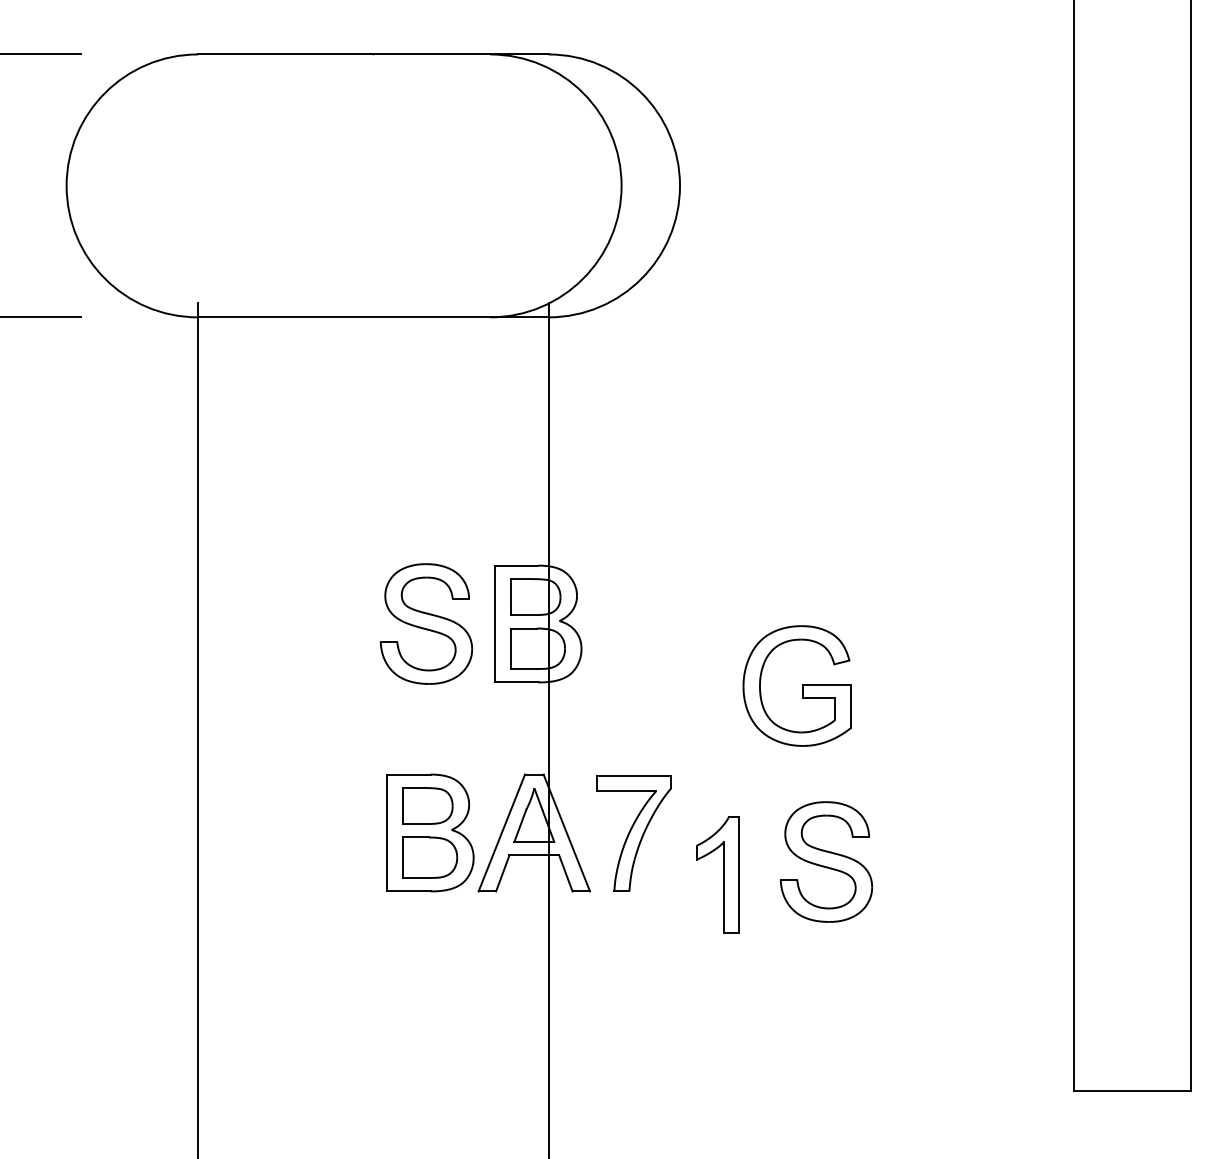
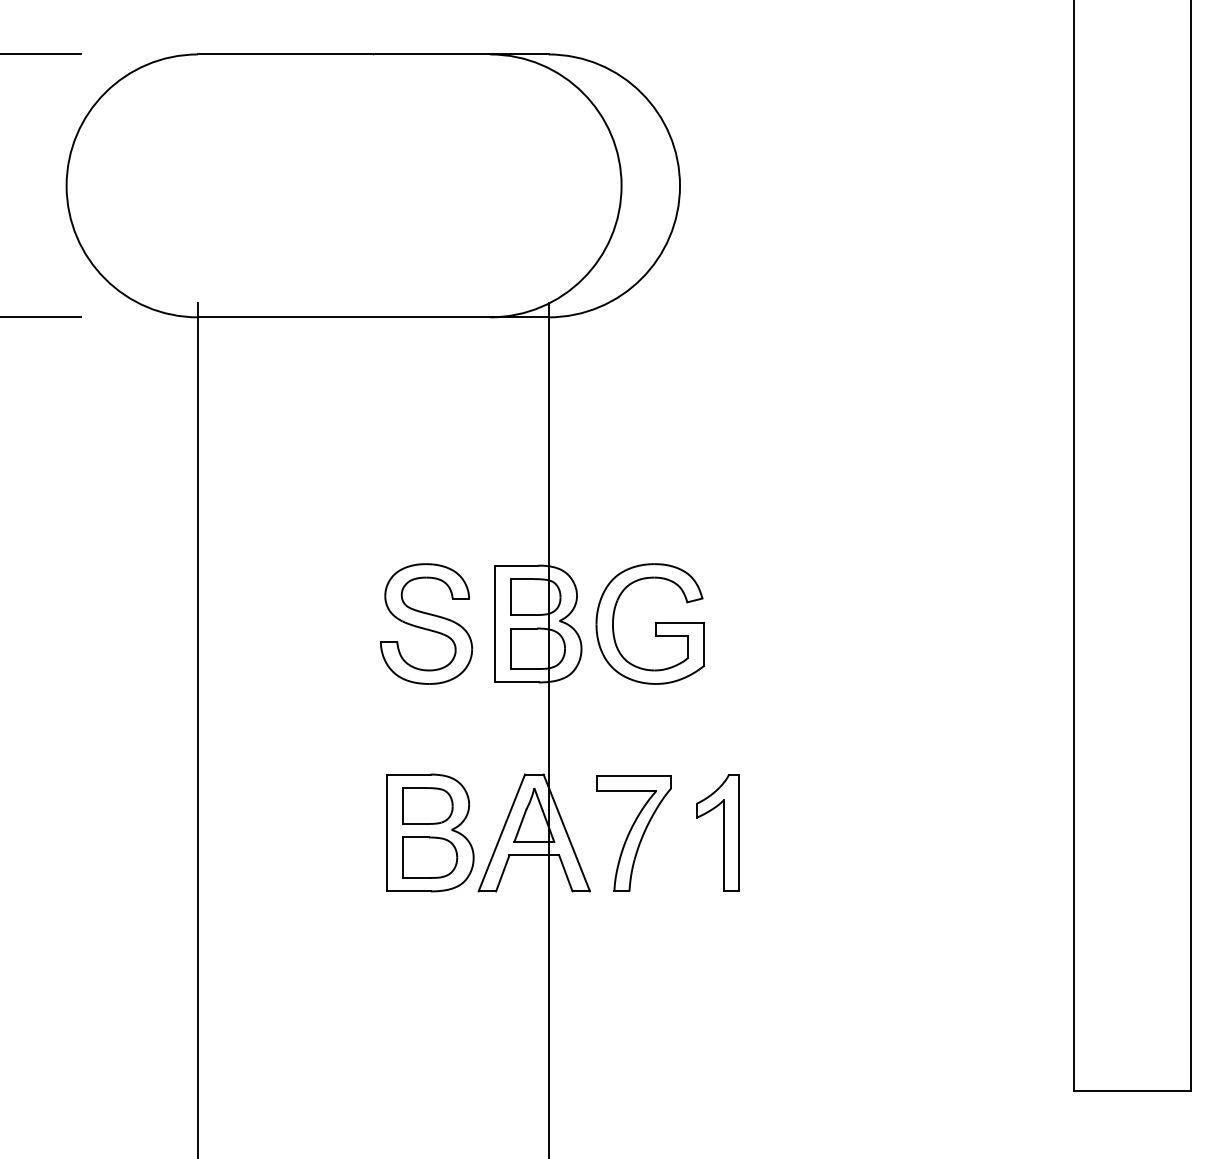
part position: (796, 685) -> (649, 623) (649, 623)
part: present -> none (826, 861)
part position: (717, 874) -> (717, 832) (717, 832)
